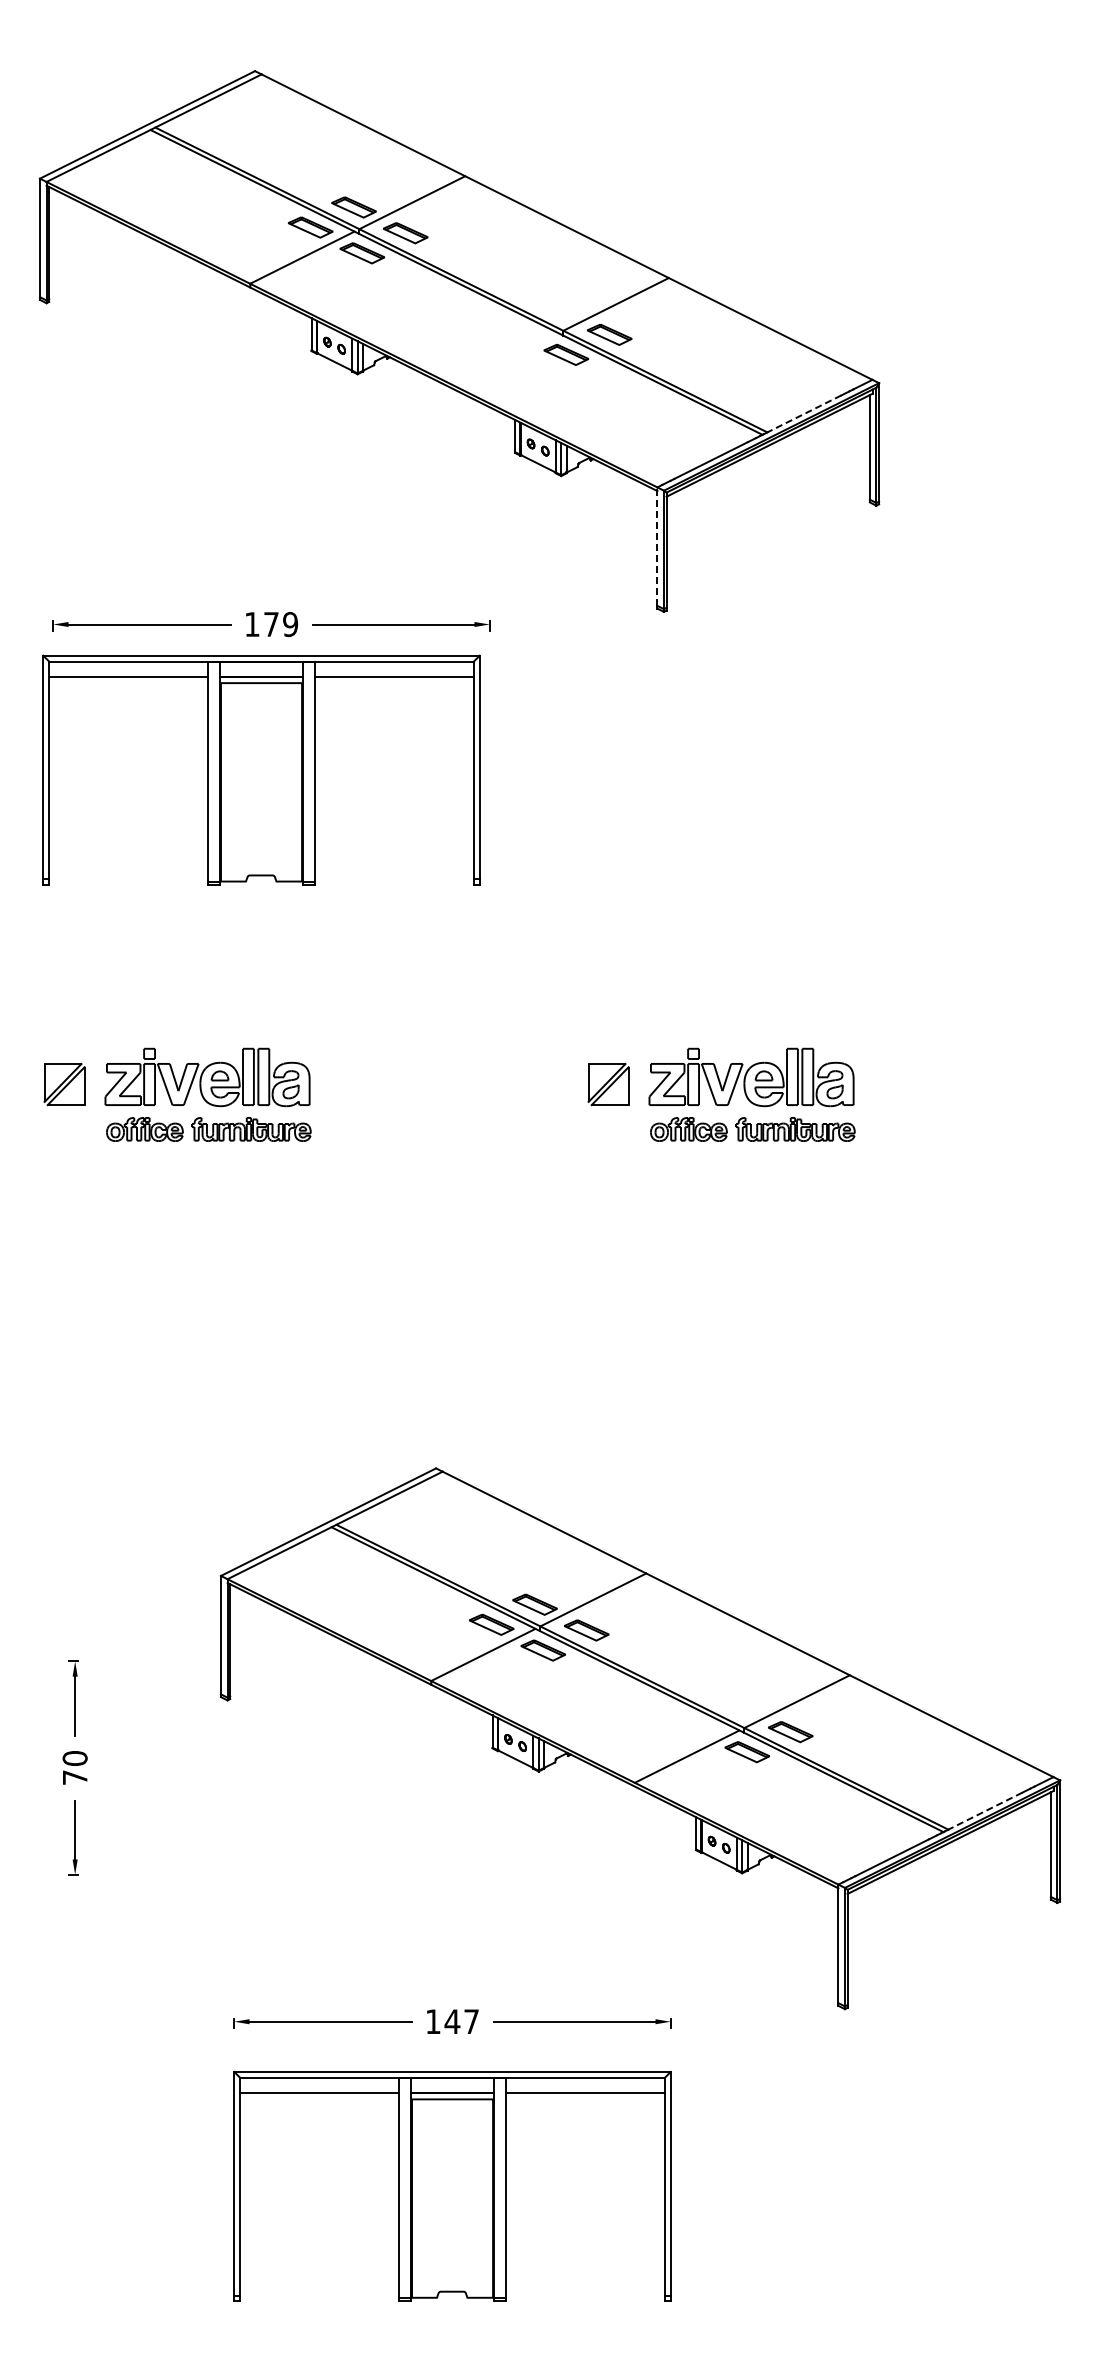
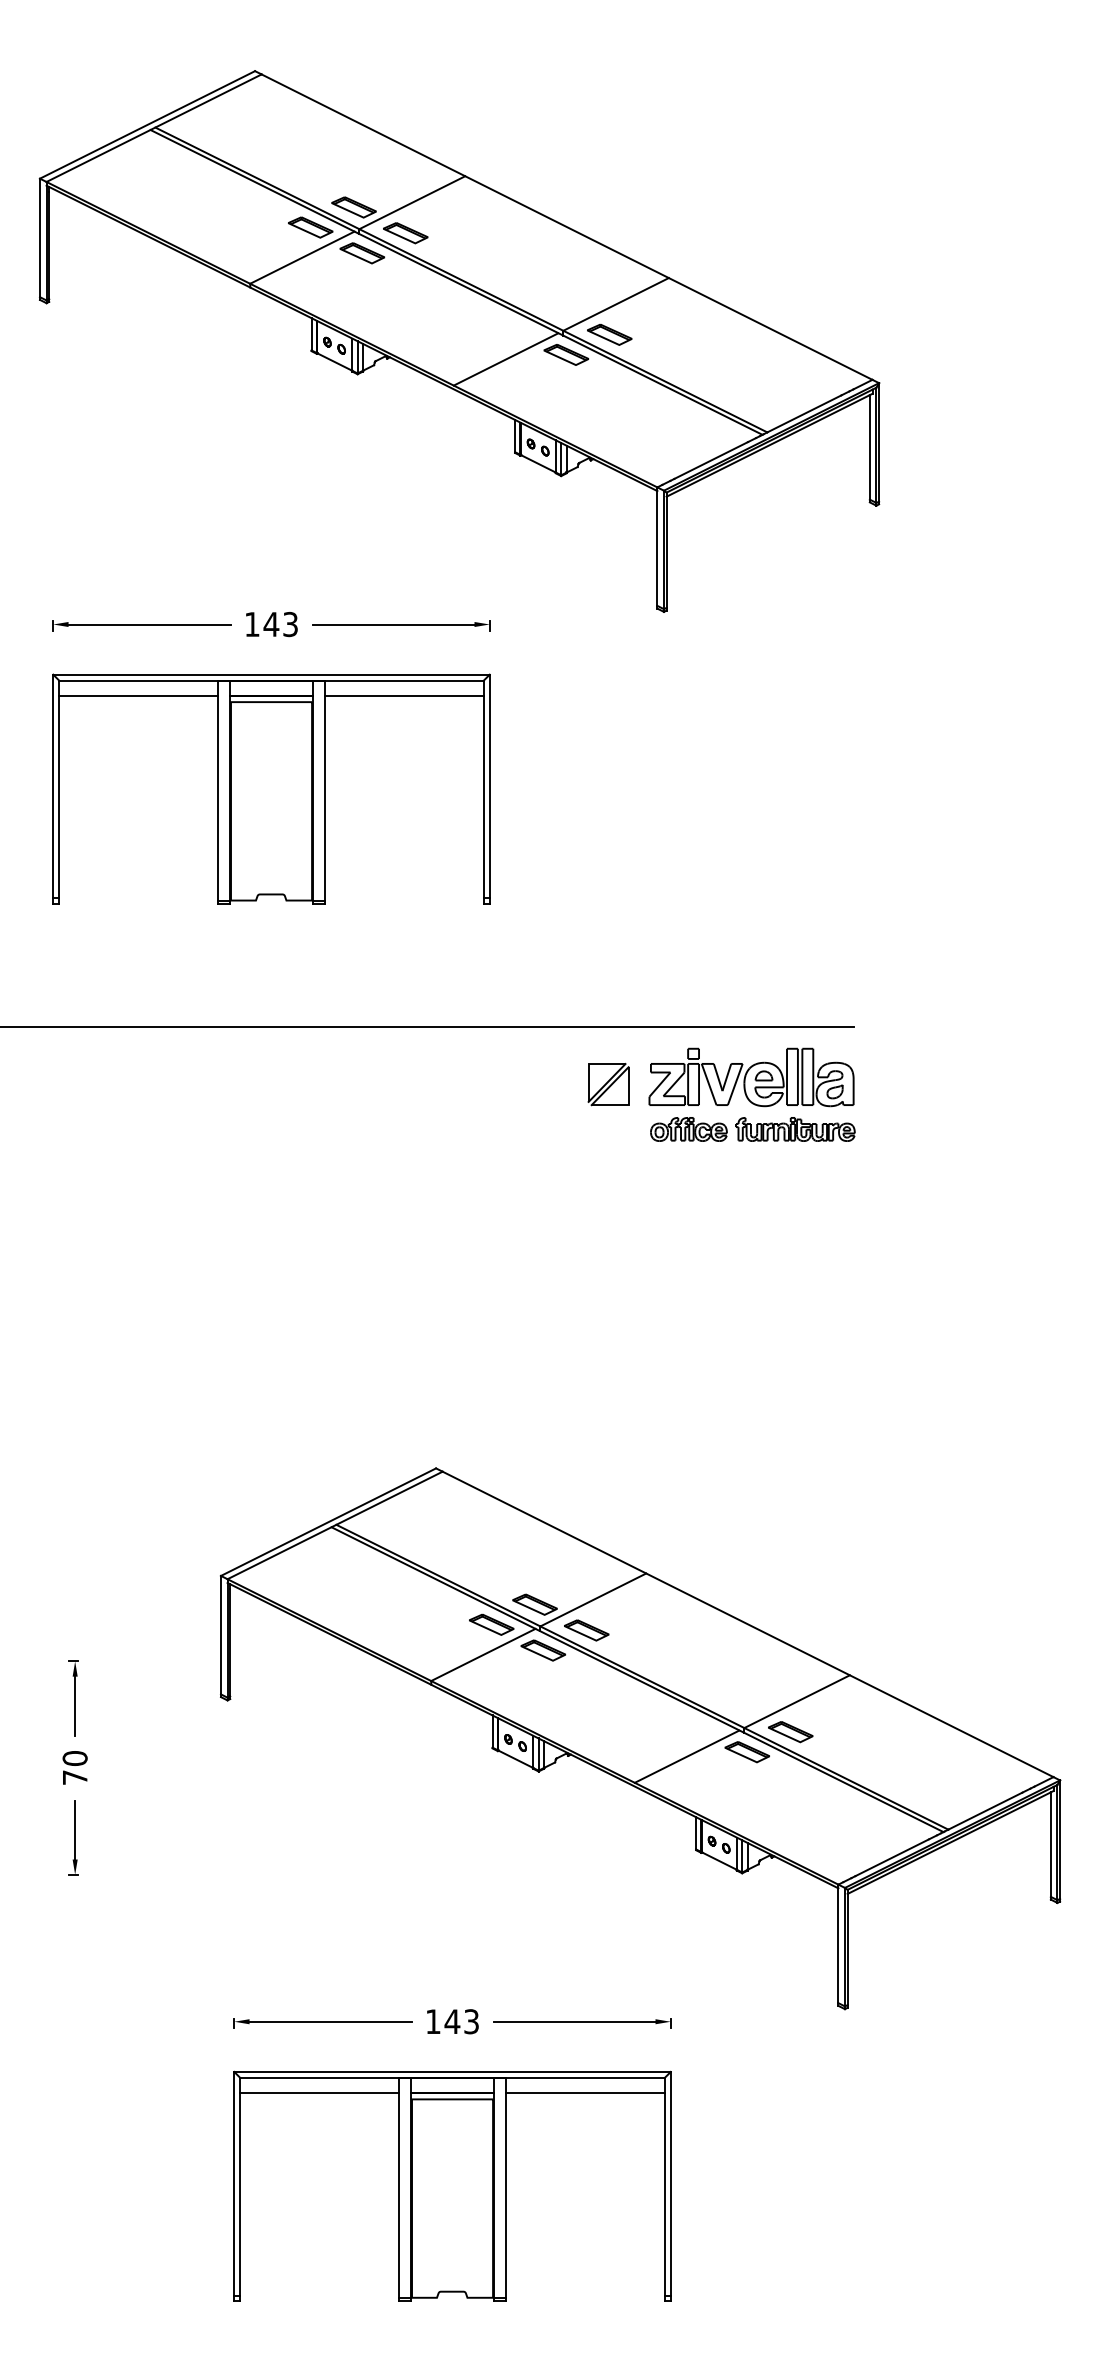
line: none -> present (505, 359)
line: dashed -> solid (804, 414)
line: dashed -> solid (657, 546)
text: 179 -> 143 (280, 624)
part position: (261, 769) -> (271, 788) (271, 788)
line: none -> present (427, 1026)
part: present -> none (177, 1094)
line: dashed -> solid (985, 1811)
text: 147 -> 143 (471, 2021)
